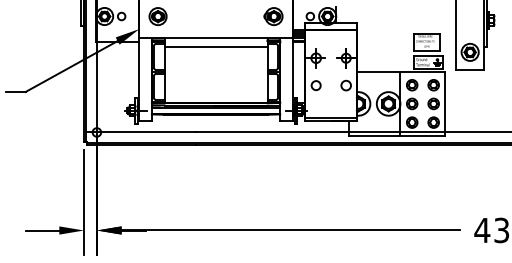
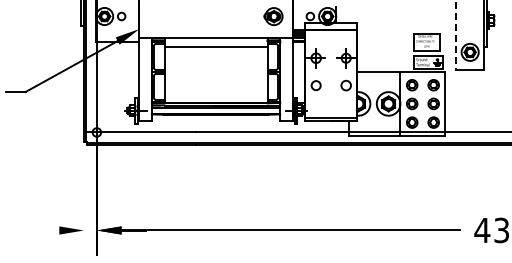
part: present -> none (157, 16)
line: solid -> dashed (456, 35)
line: present -> none (84, 202)
line: present -> none (42, 230)
